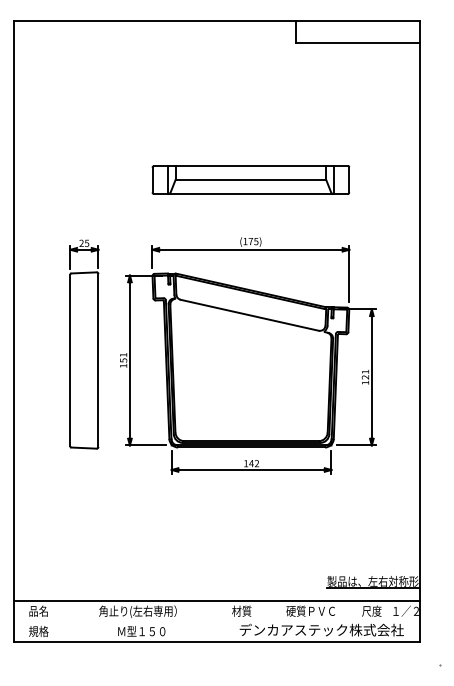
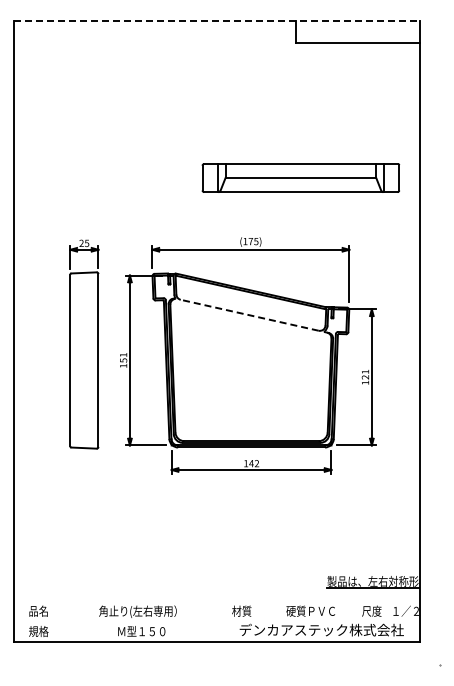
line: solid -> dashed (217, 20)
part position: (250, 179) -> (300, 177) (300, 177)
line: solid -> dashed (249, 315)
line: present -> none (216, 601)
